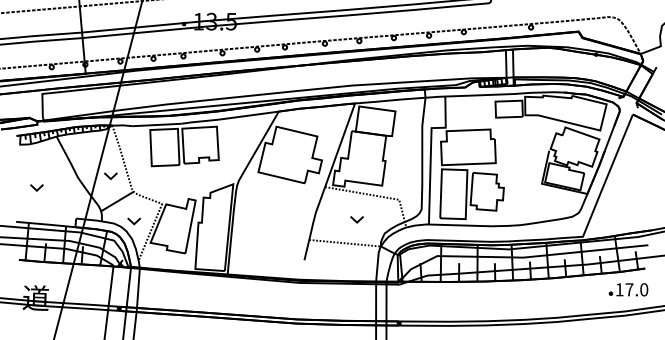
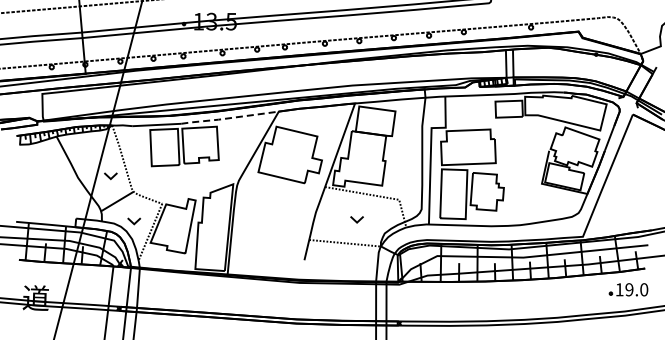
line: solid -> dashed (229, 118)
part: present -> none (36, 187)
text: 17.0 -> 19.0 (629, 289)
